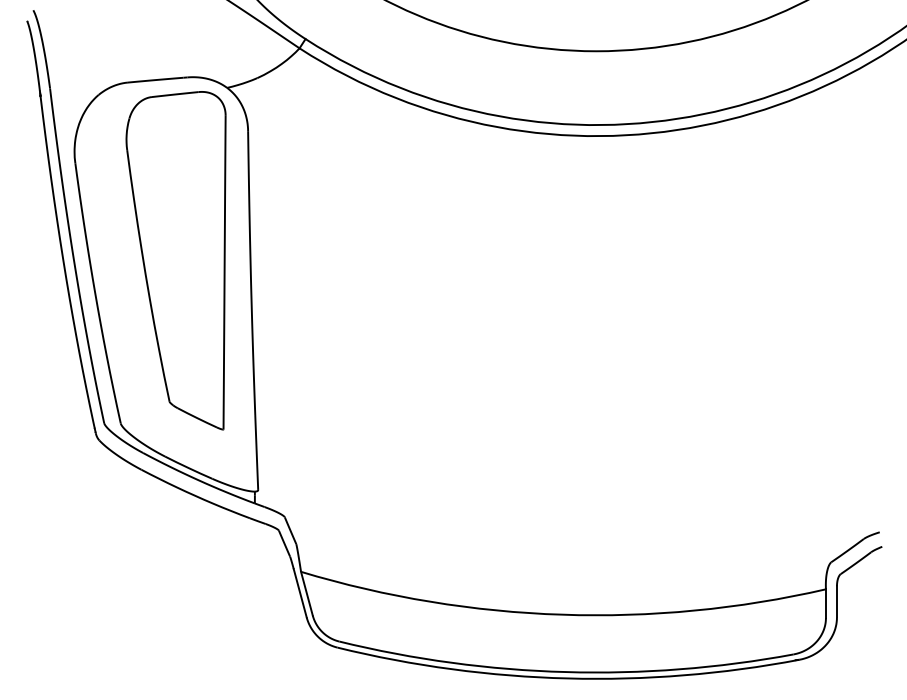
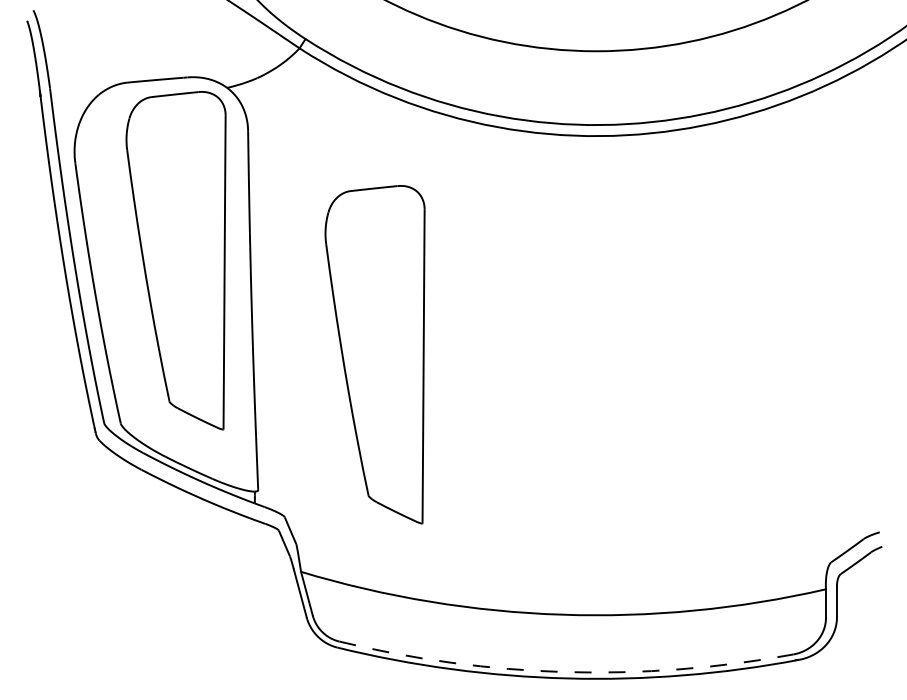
part: none -> present (374, 354)
arc: solid -> dashed (565, 672)
